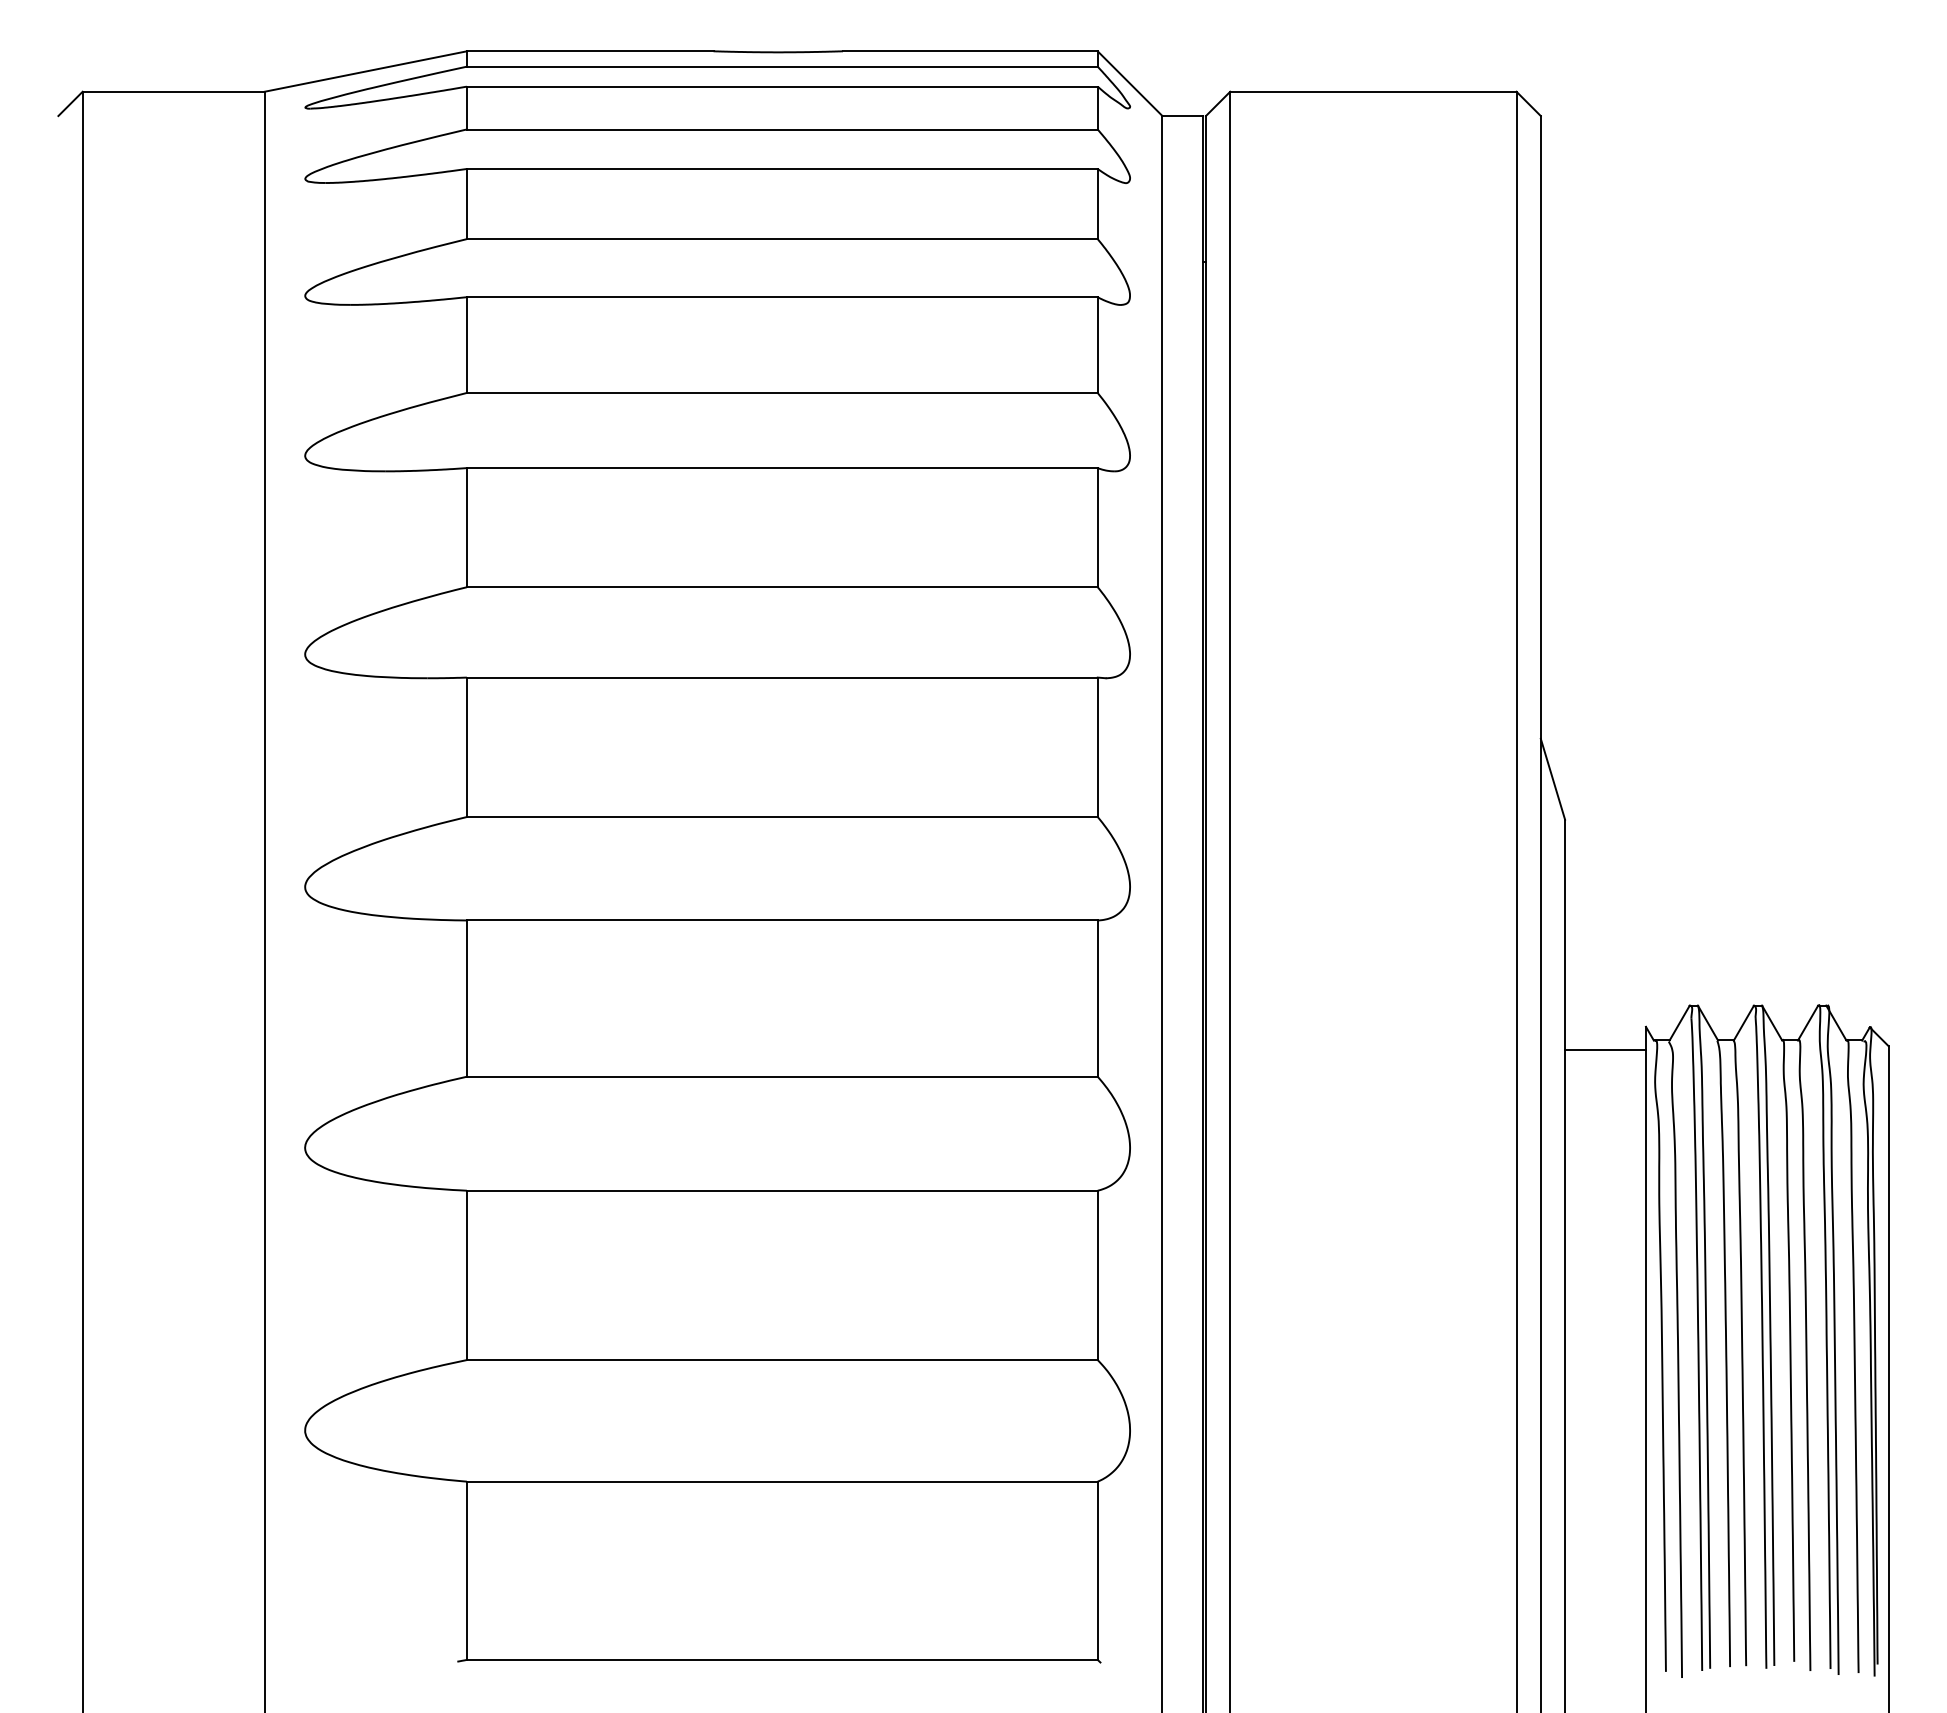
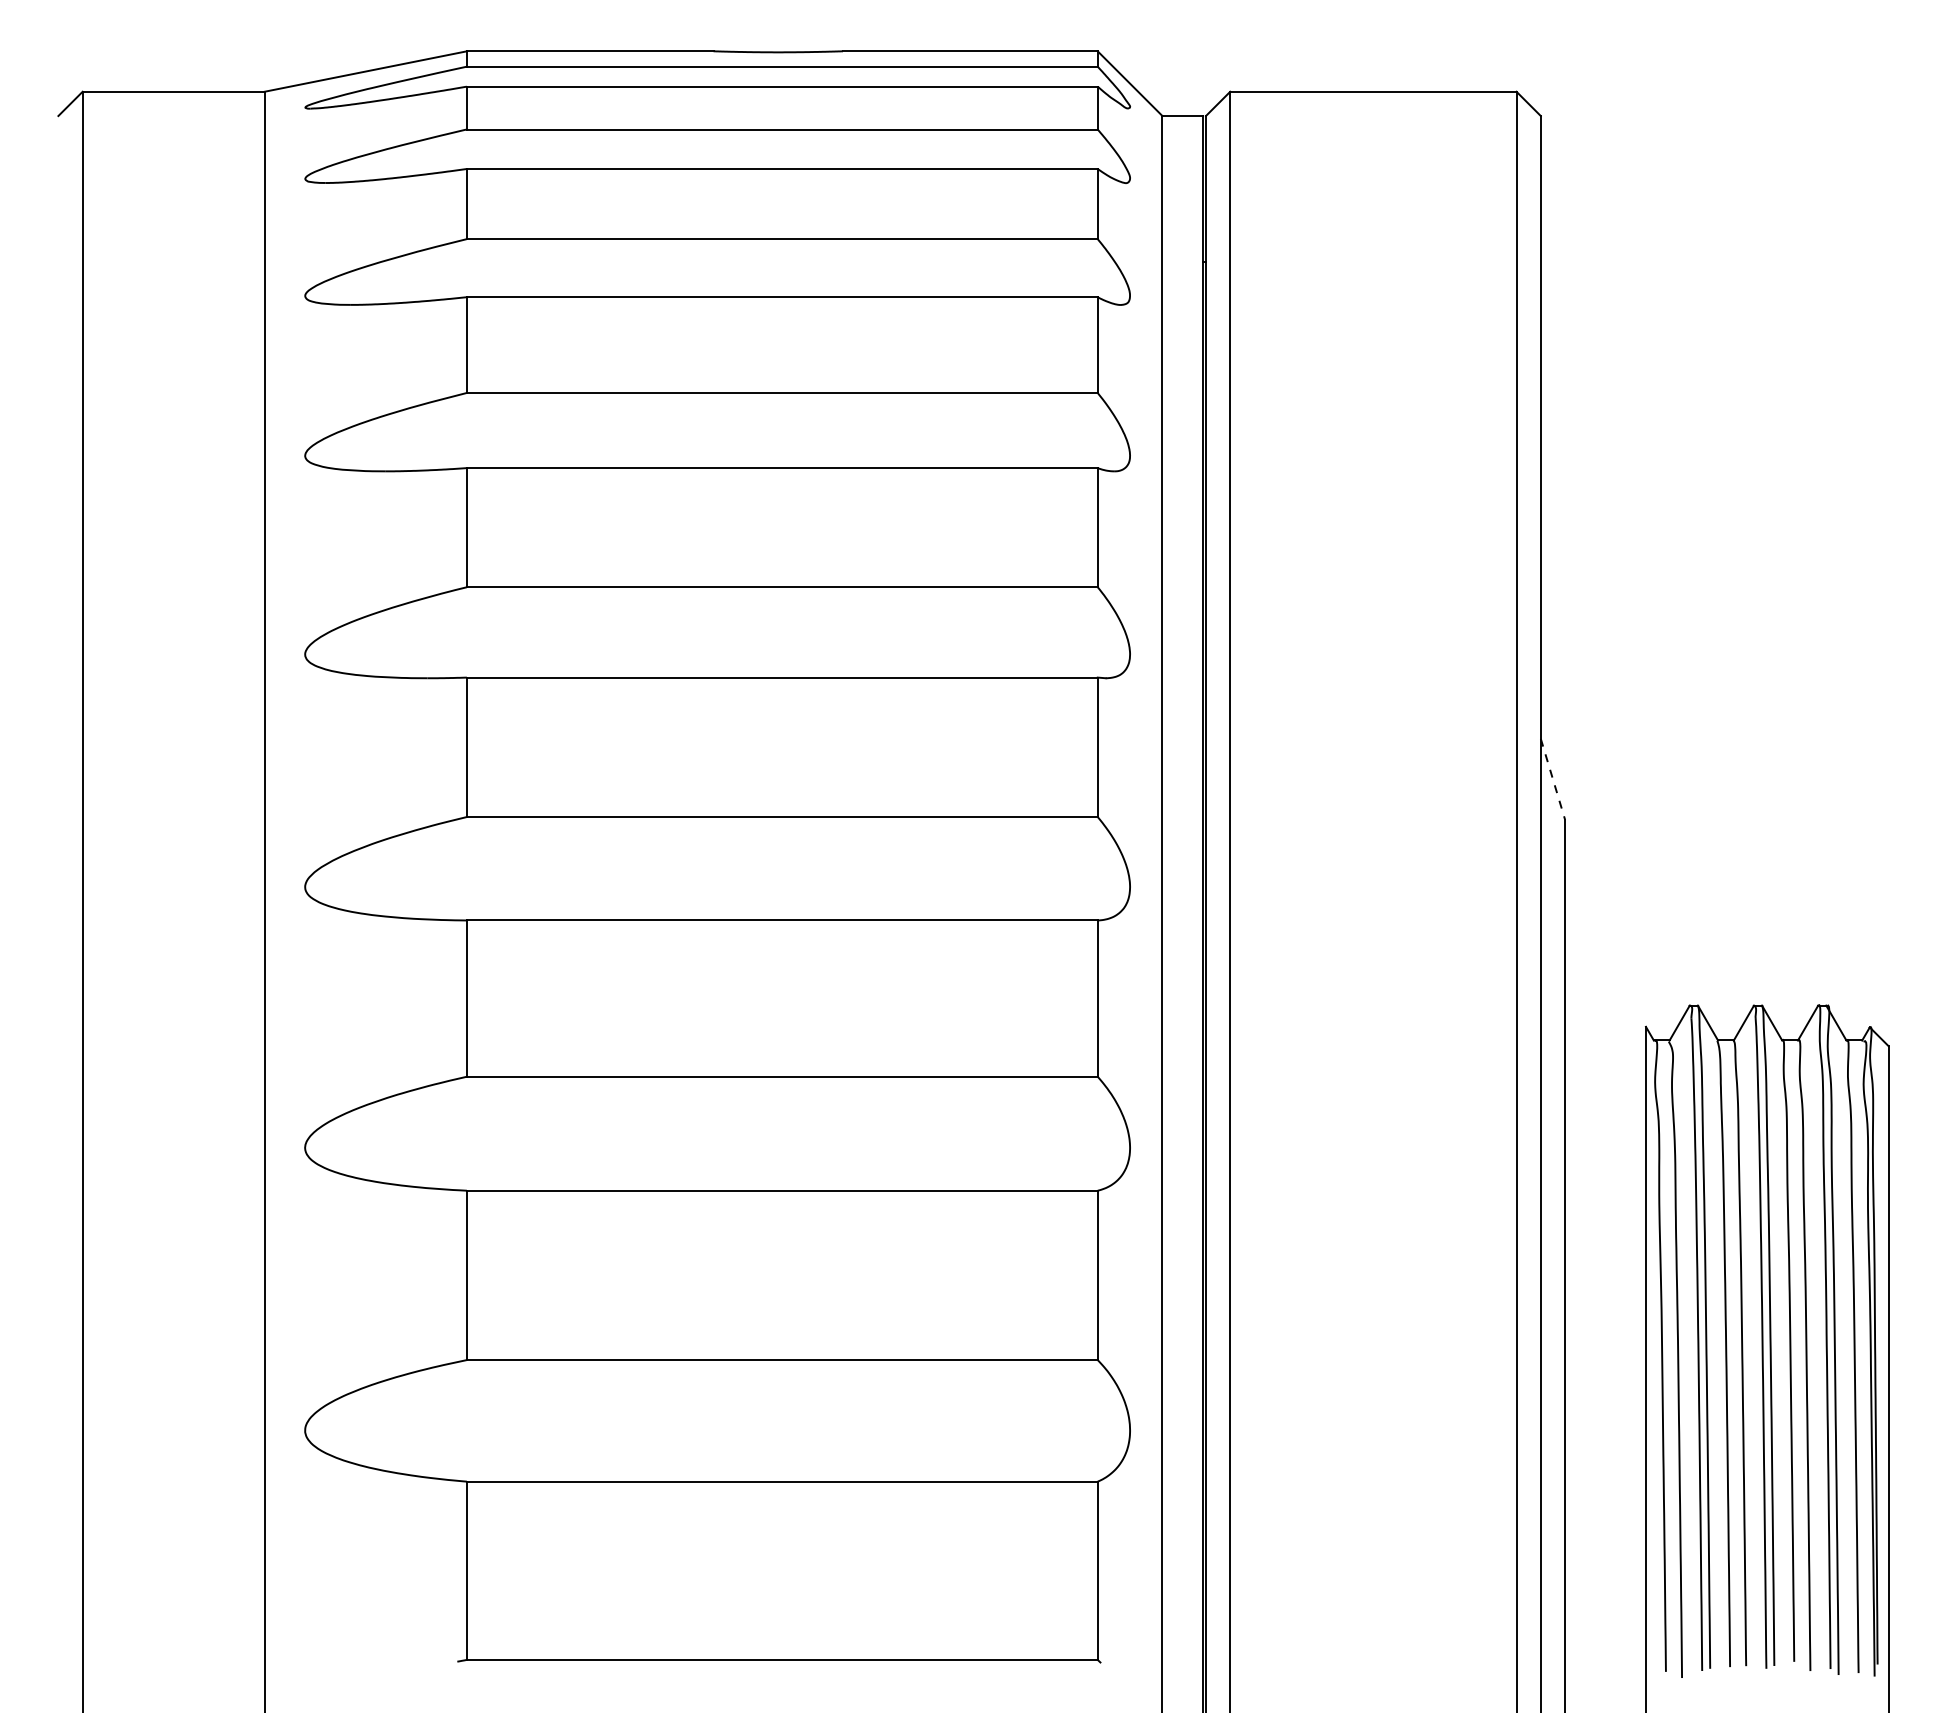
line: solid -> dashed (1553, 779)
line: present -> none (1605, 1050)
